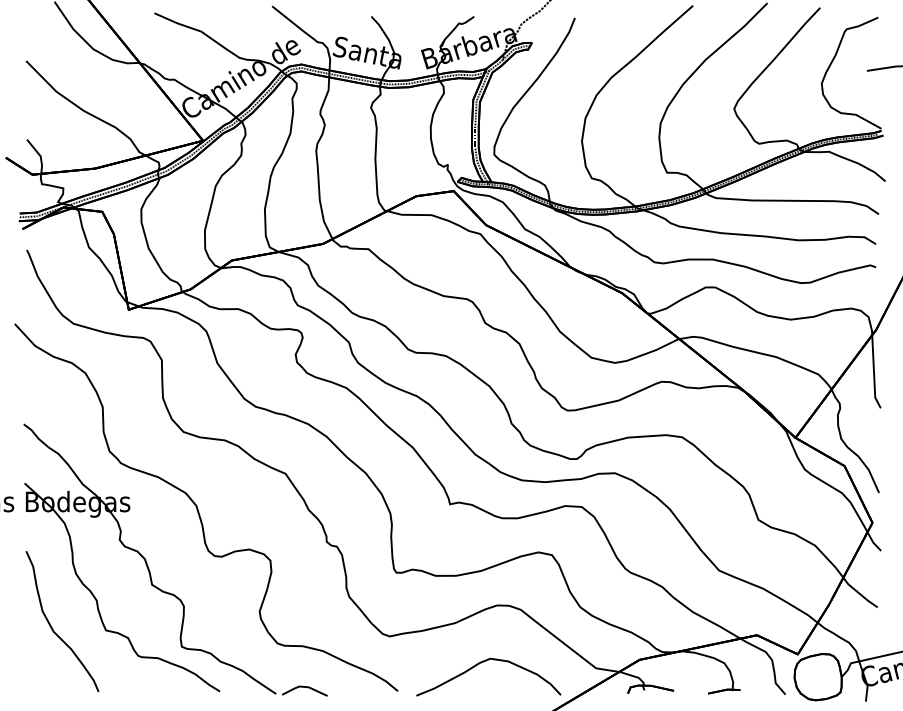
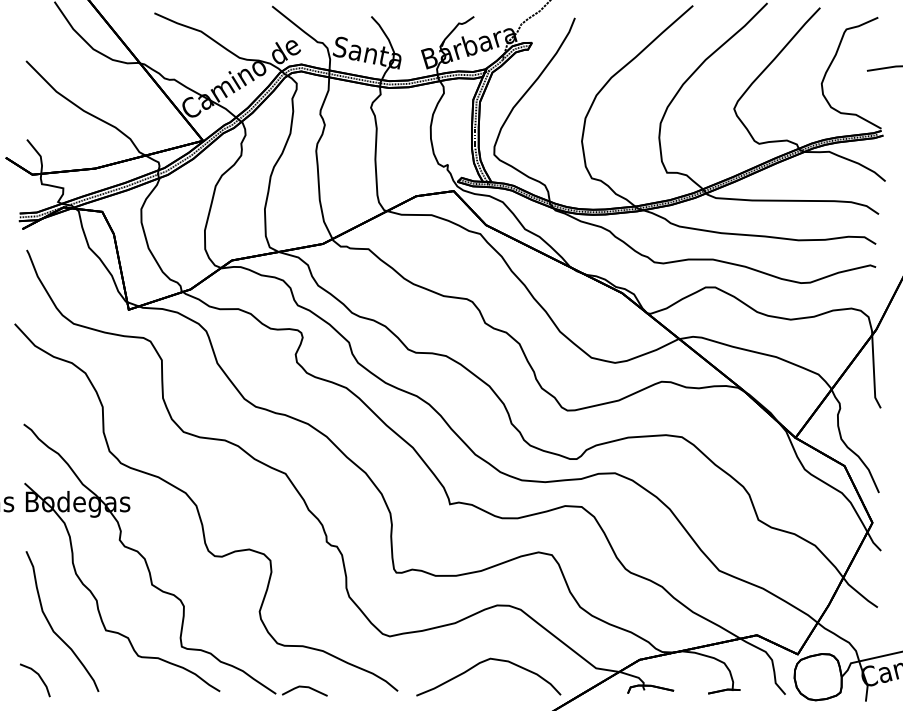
part: none -> present (35, 680)
